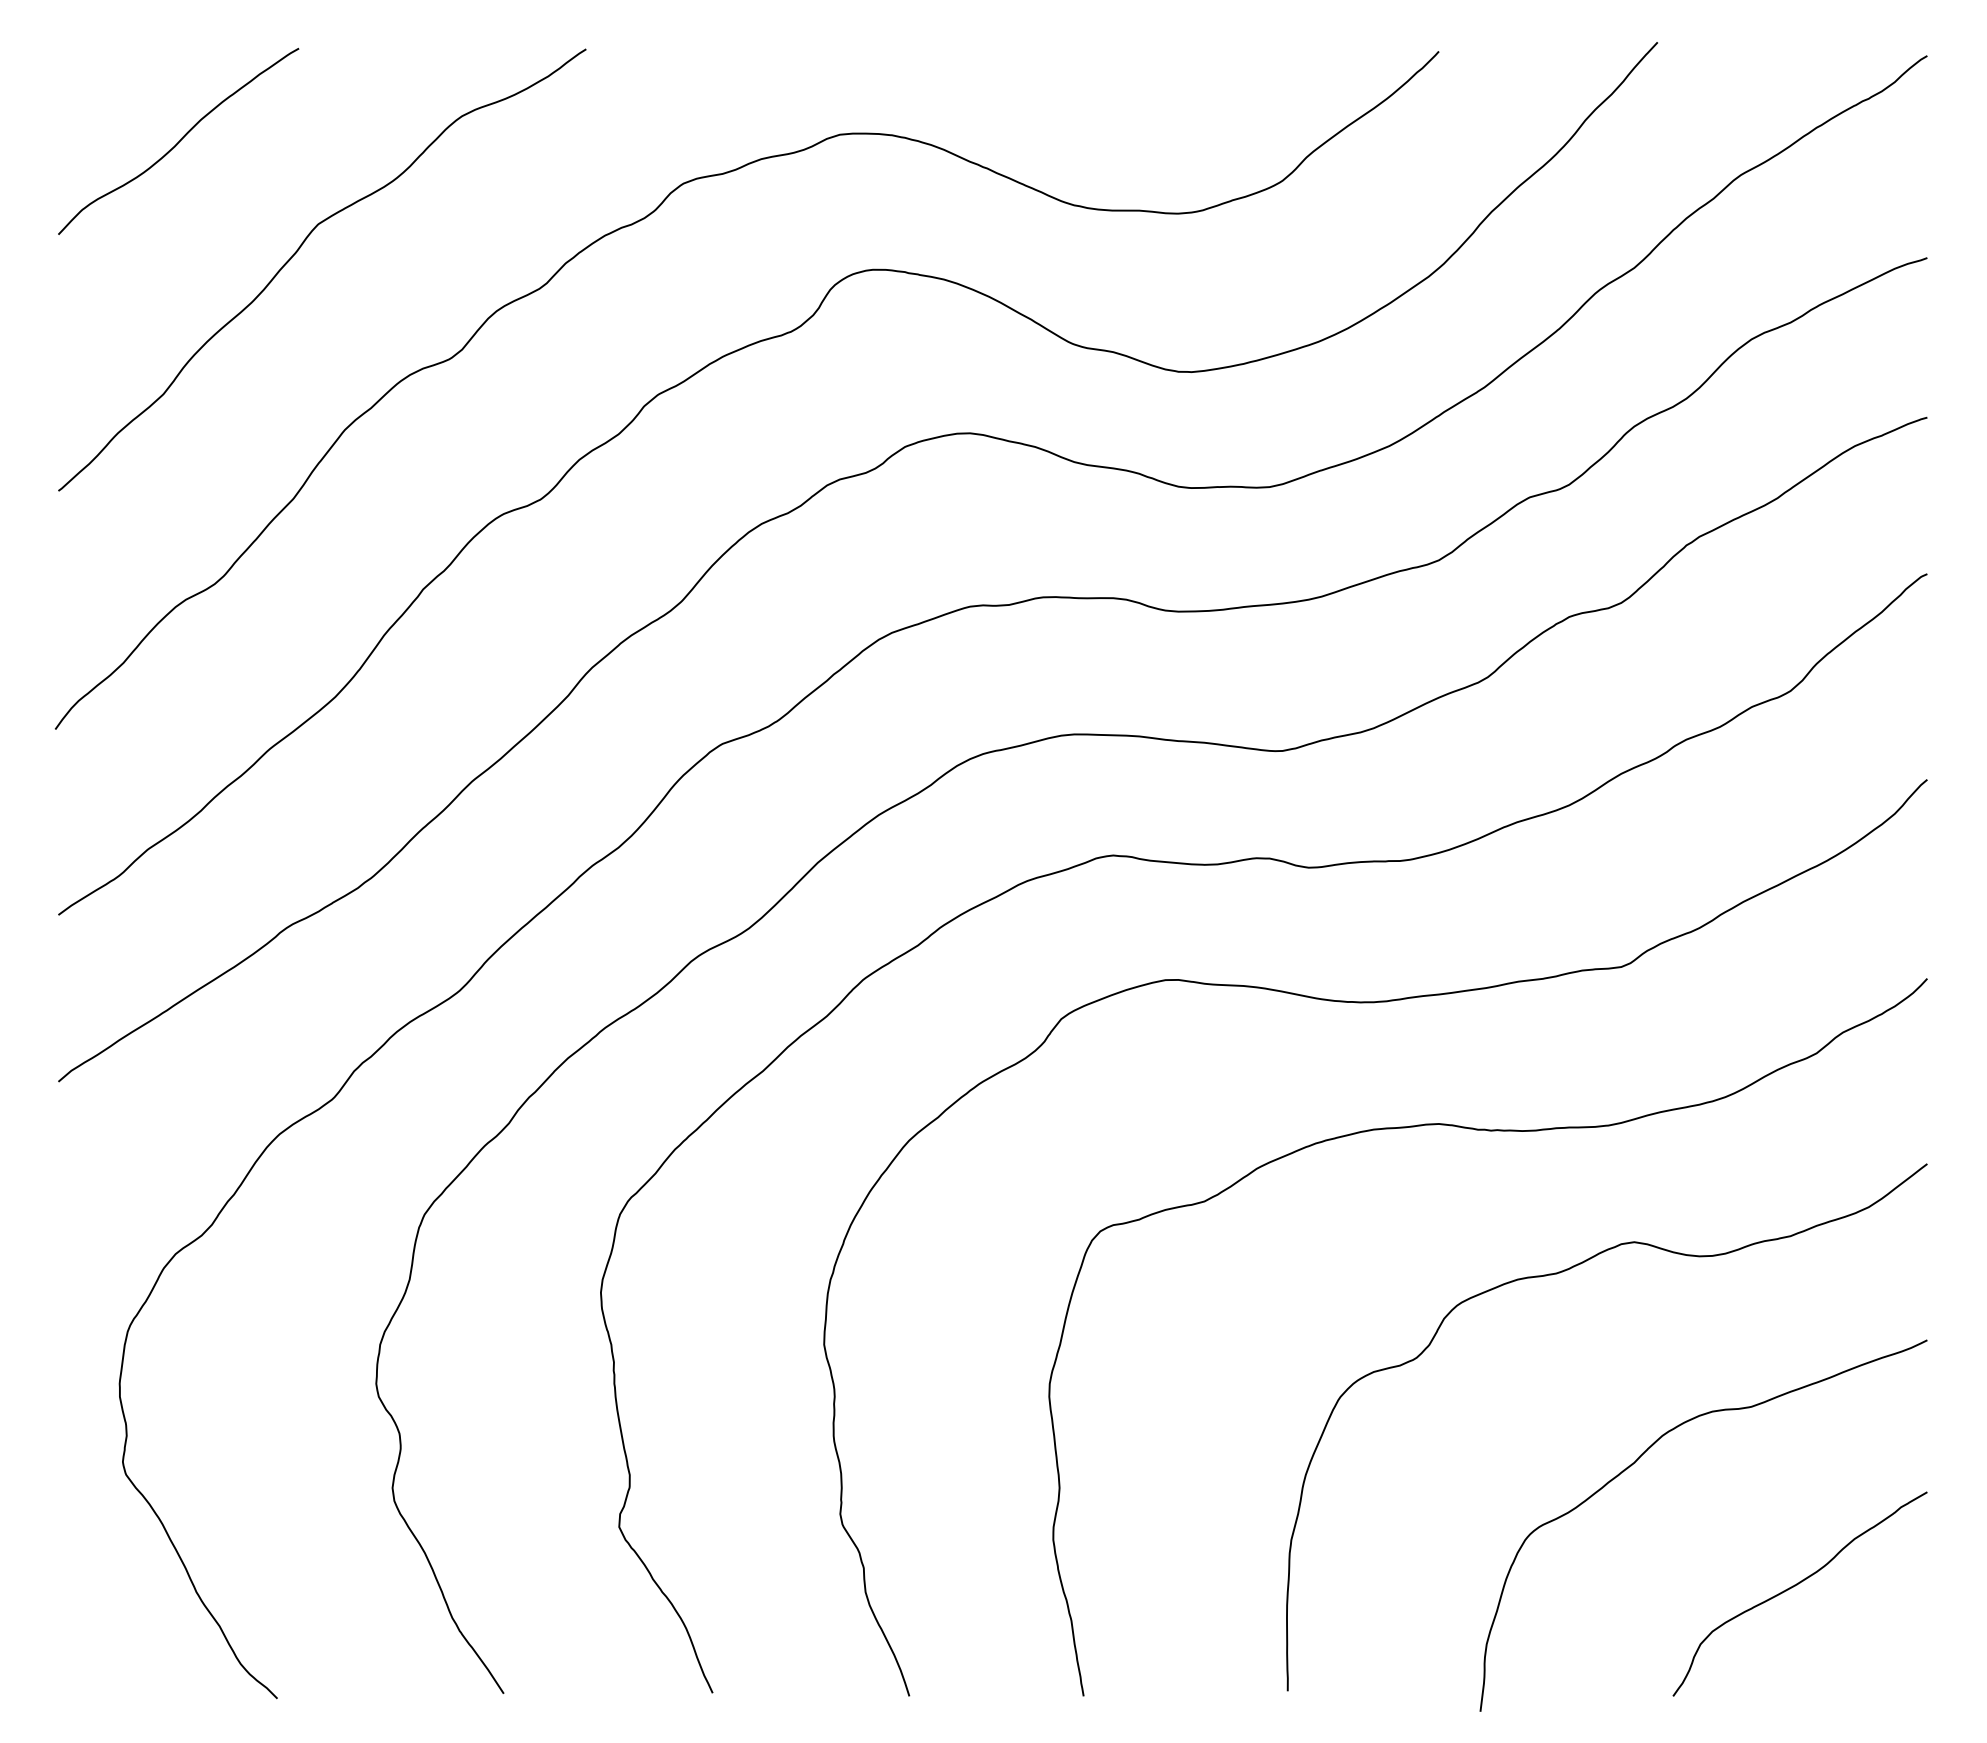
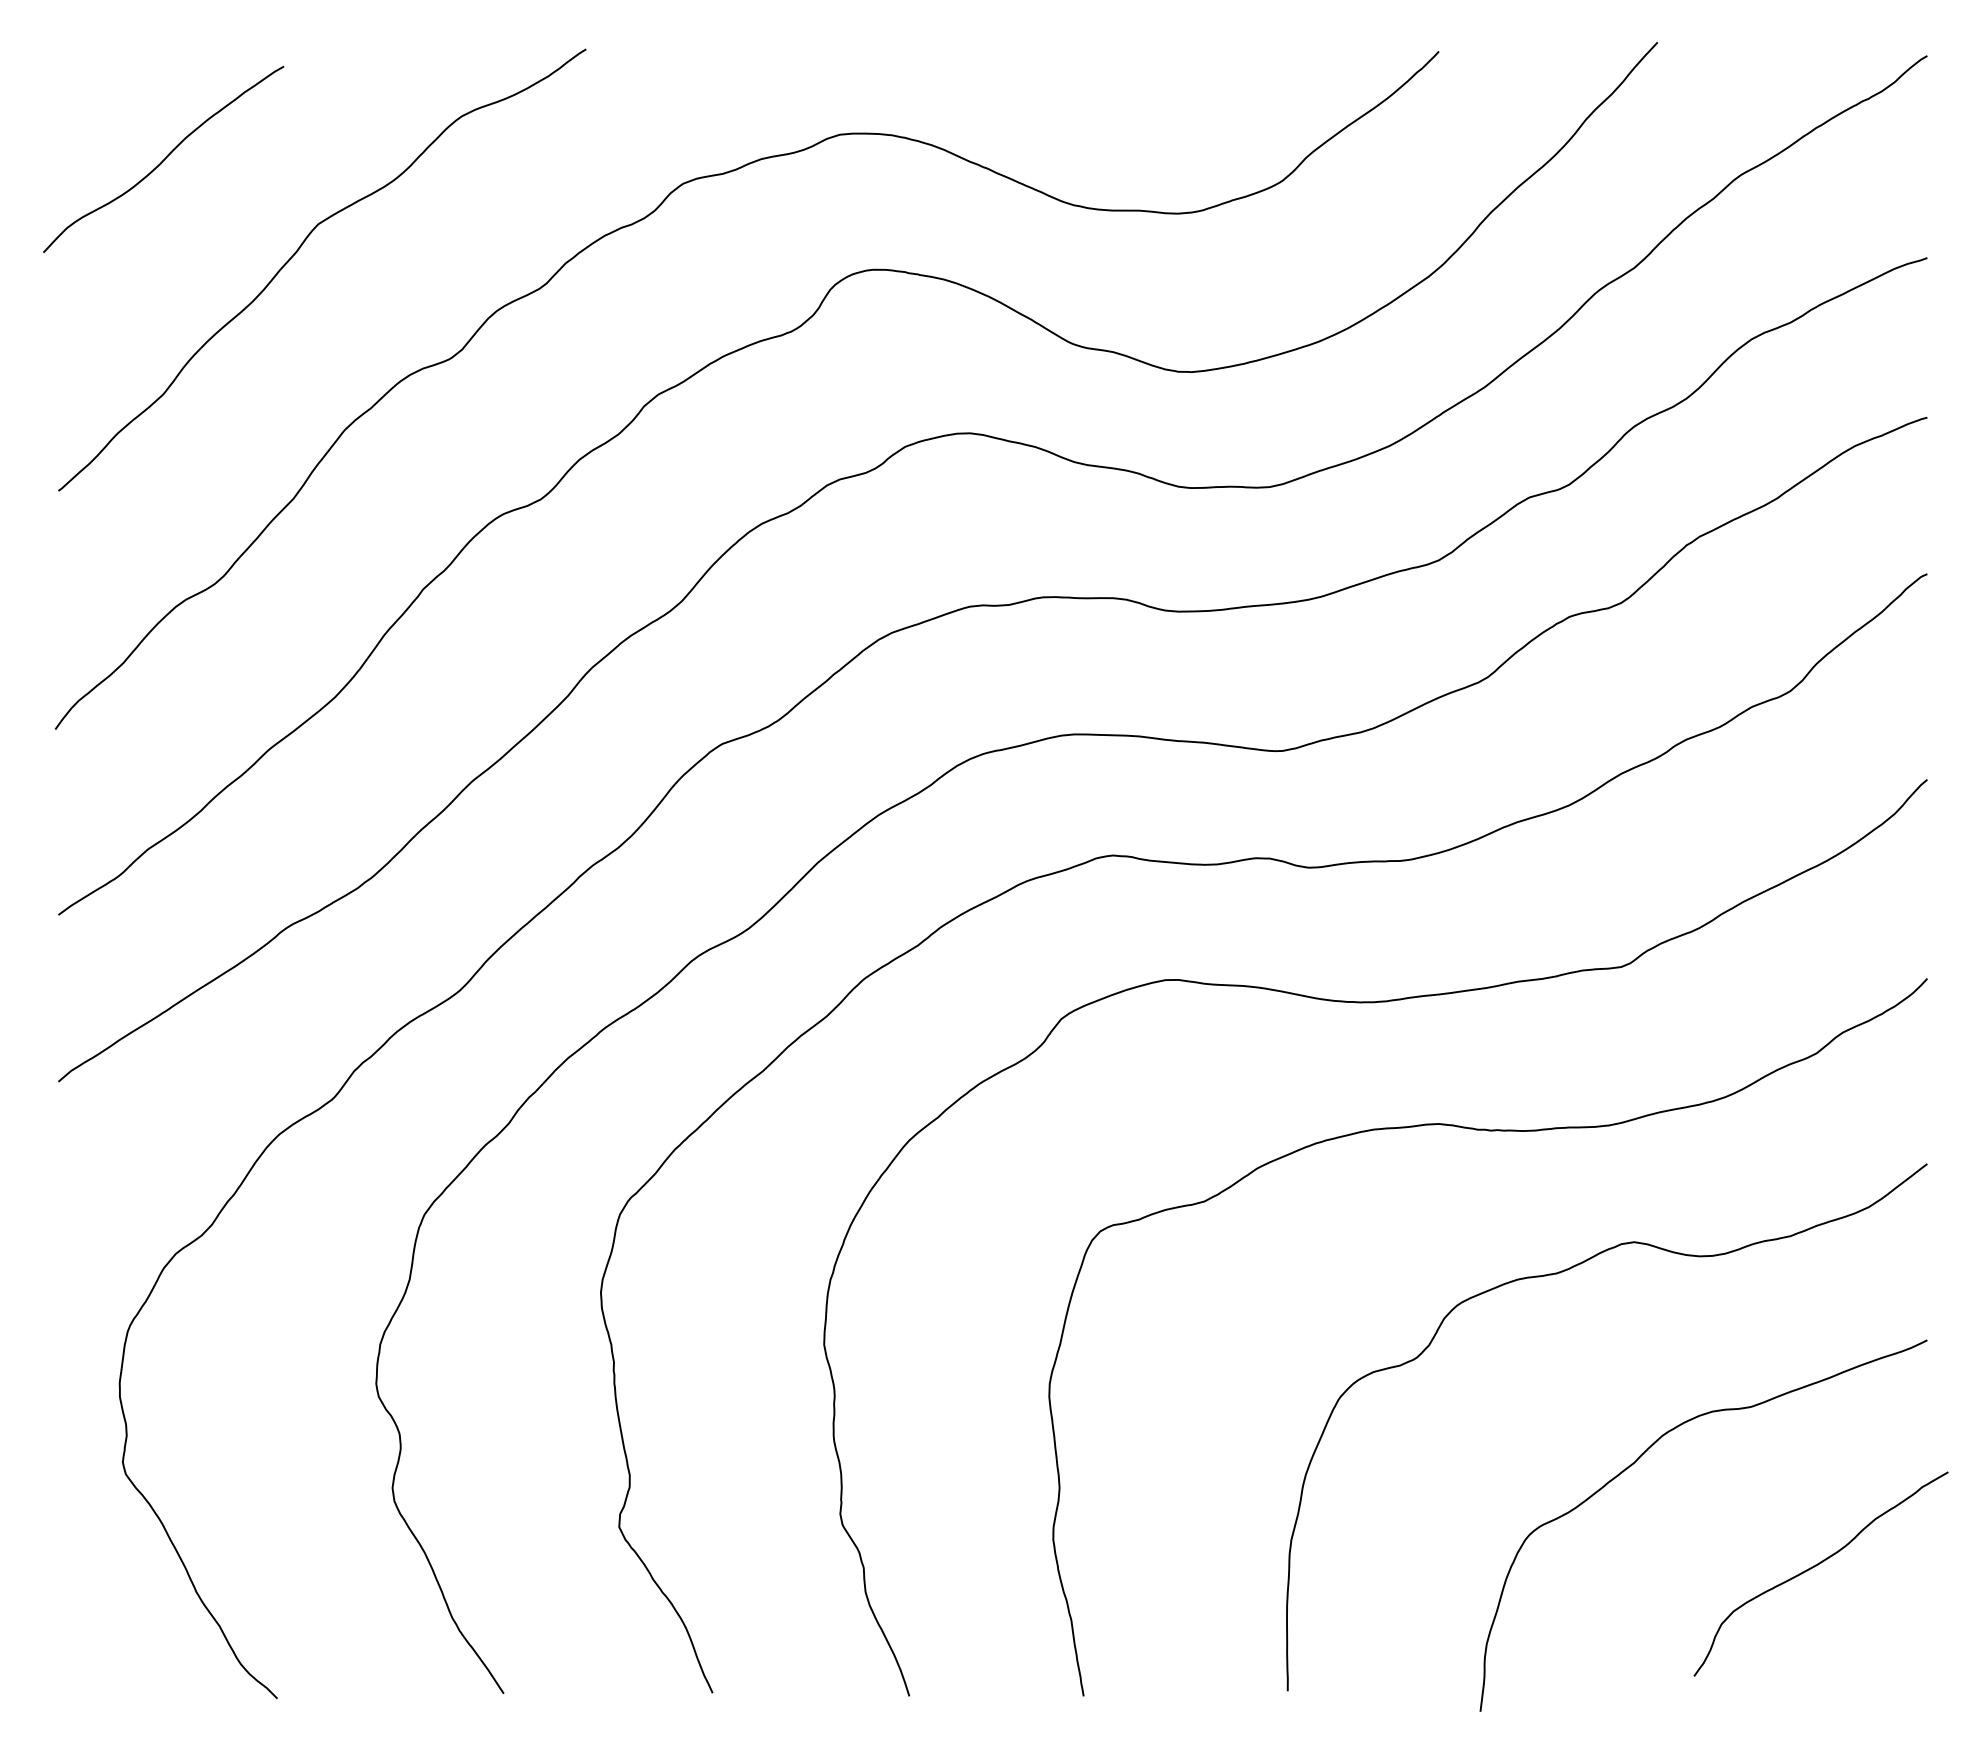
curve position: (179, 140) -> (164, 158) (164, 158)
curve position: (1795, 1586) -> (1816, 1566) (1816, 1566)
